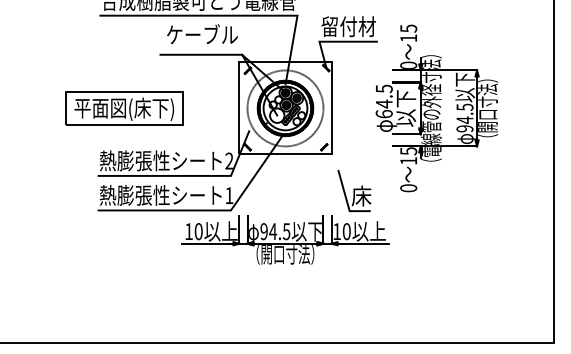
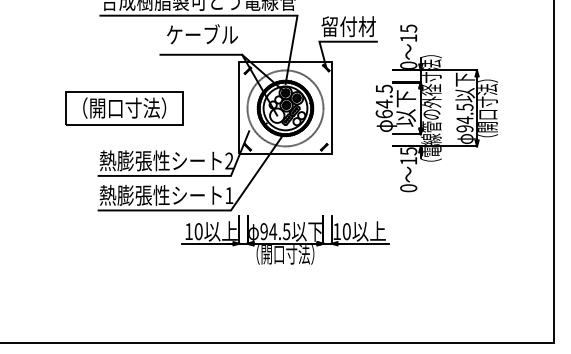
text: 平面図(床下) -> （開口寸法） (124, 108)
part: present -> none (354, 190)
